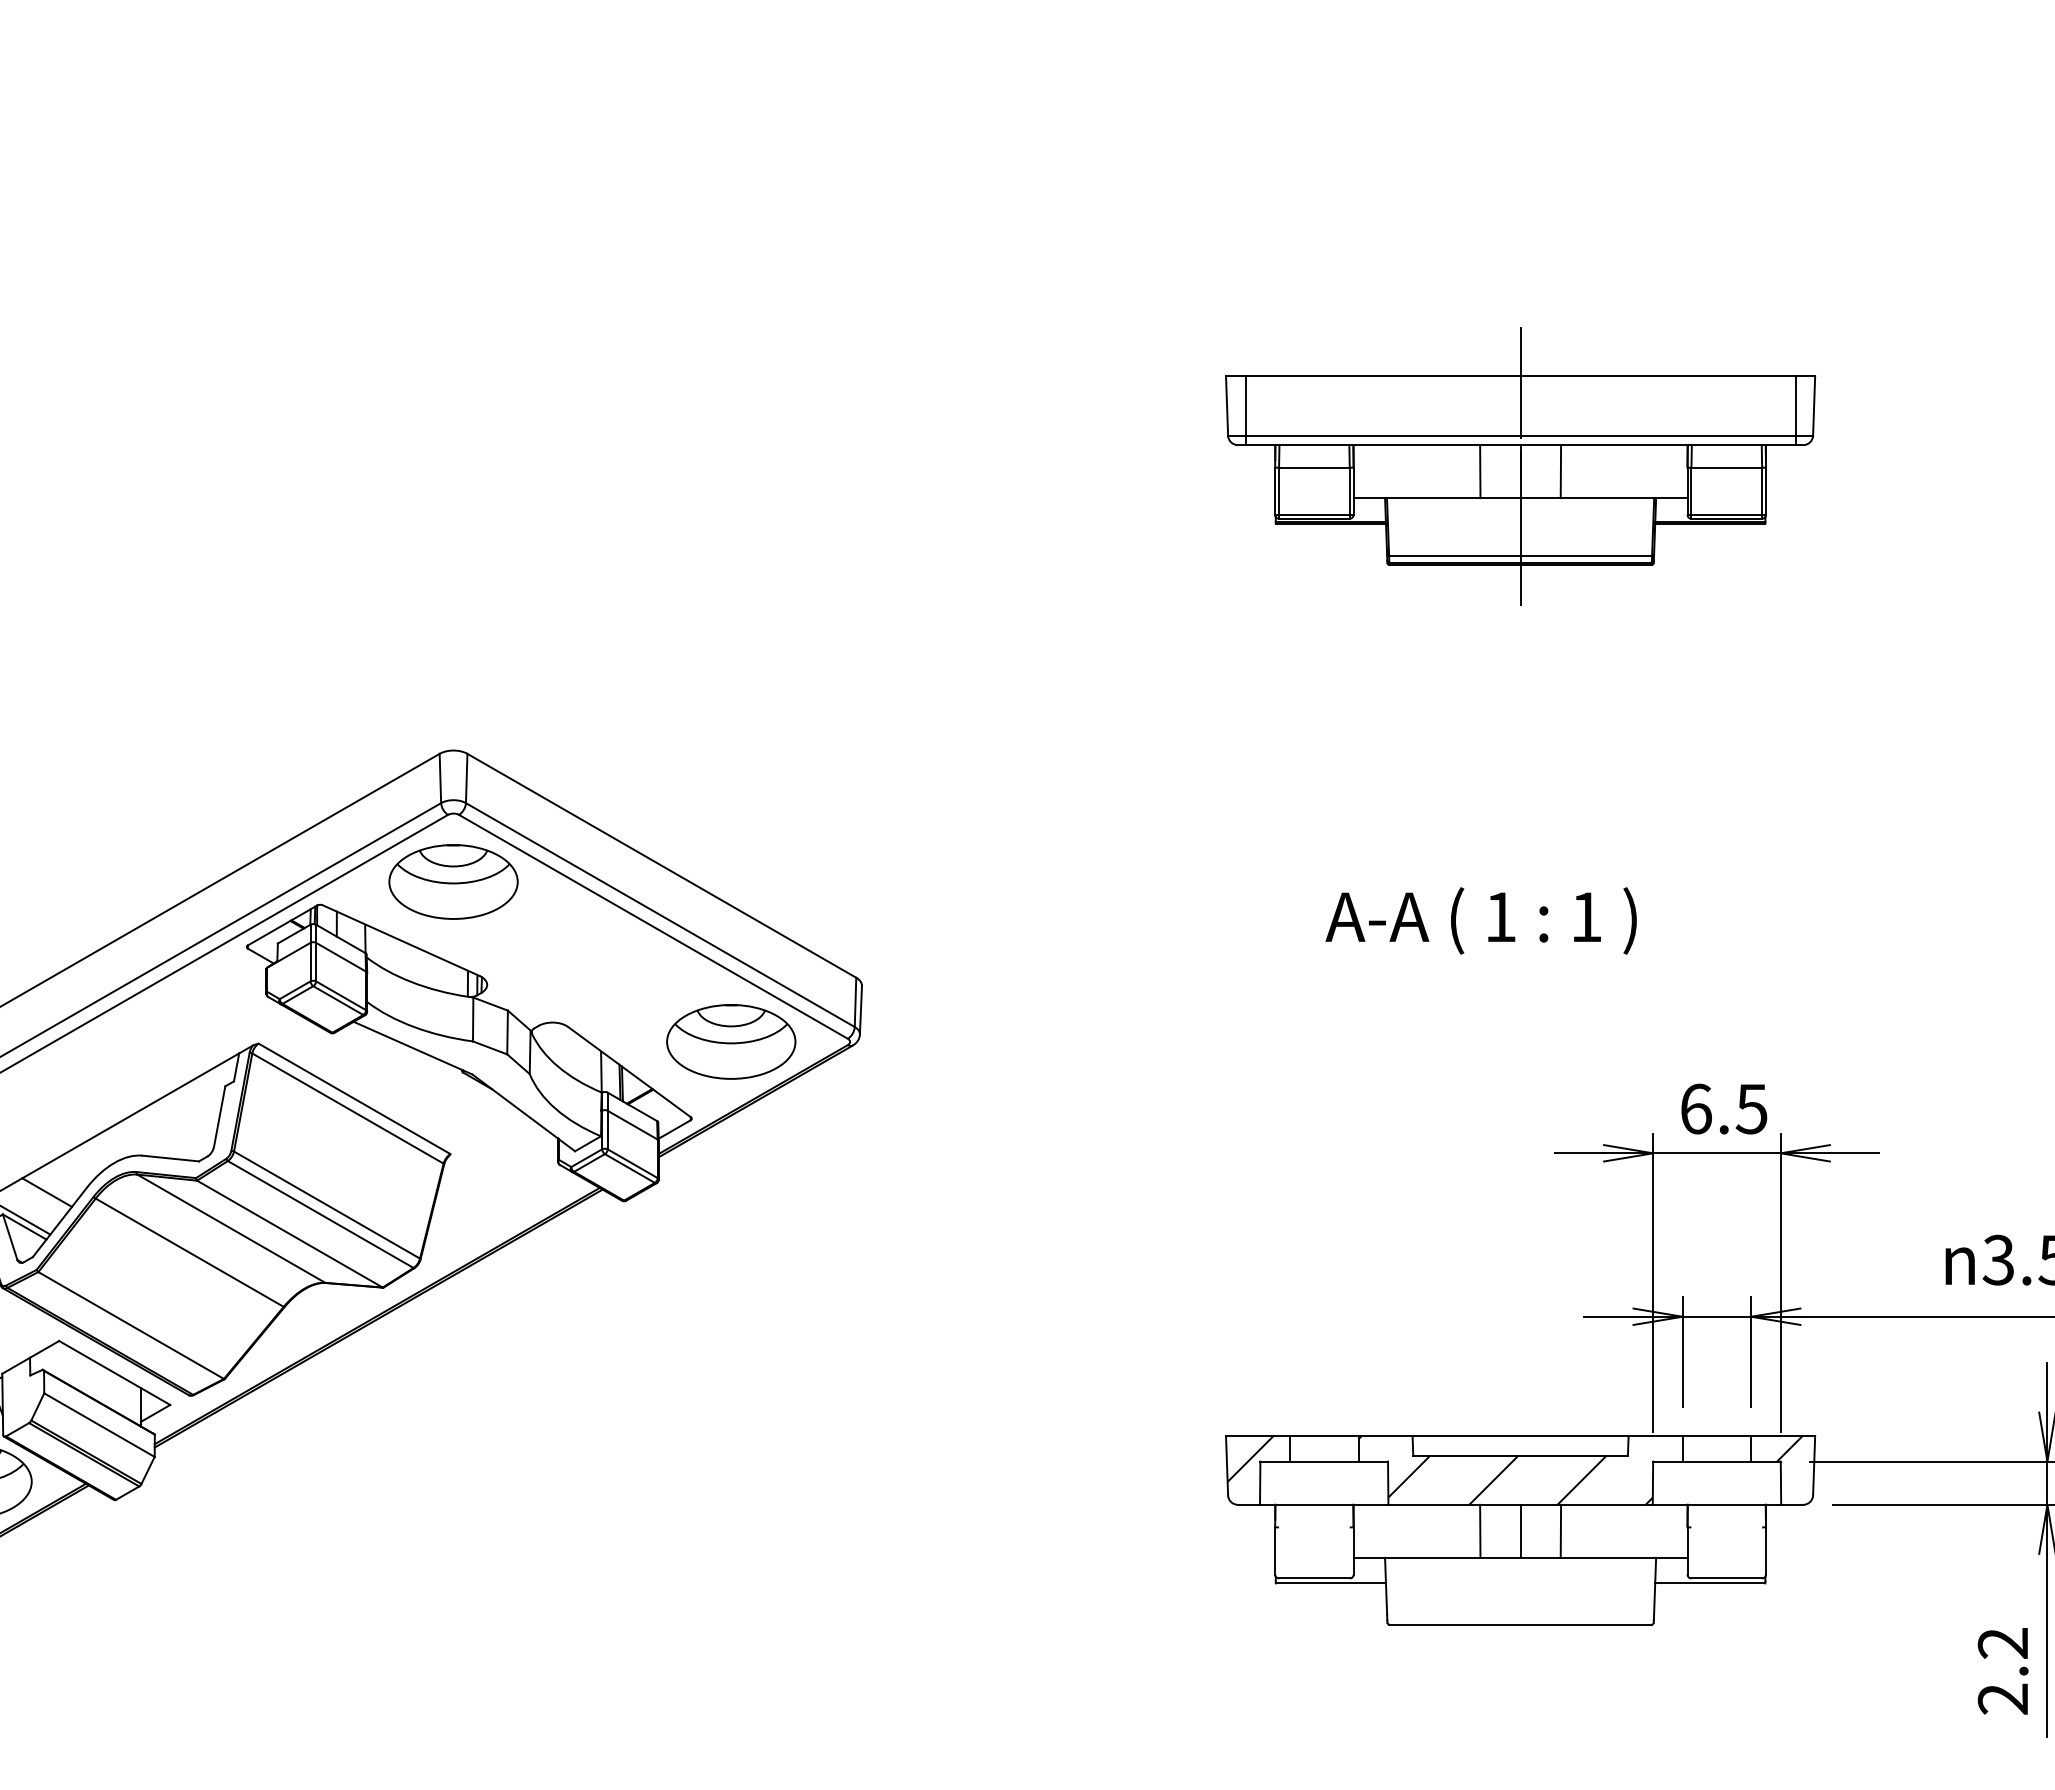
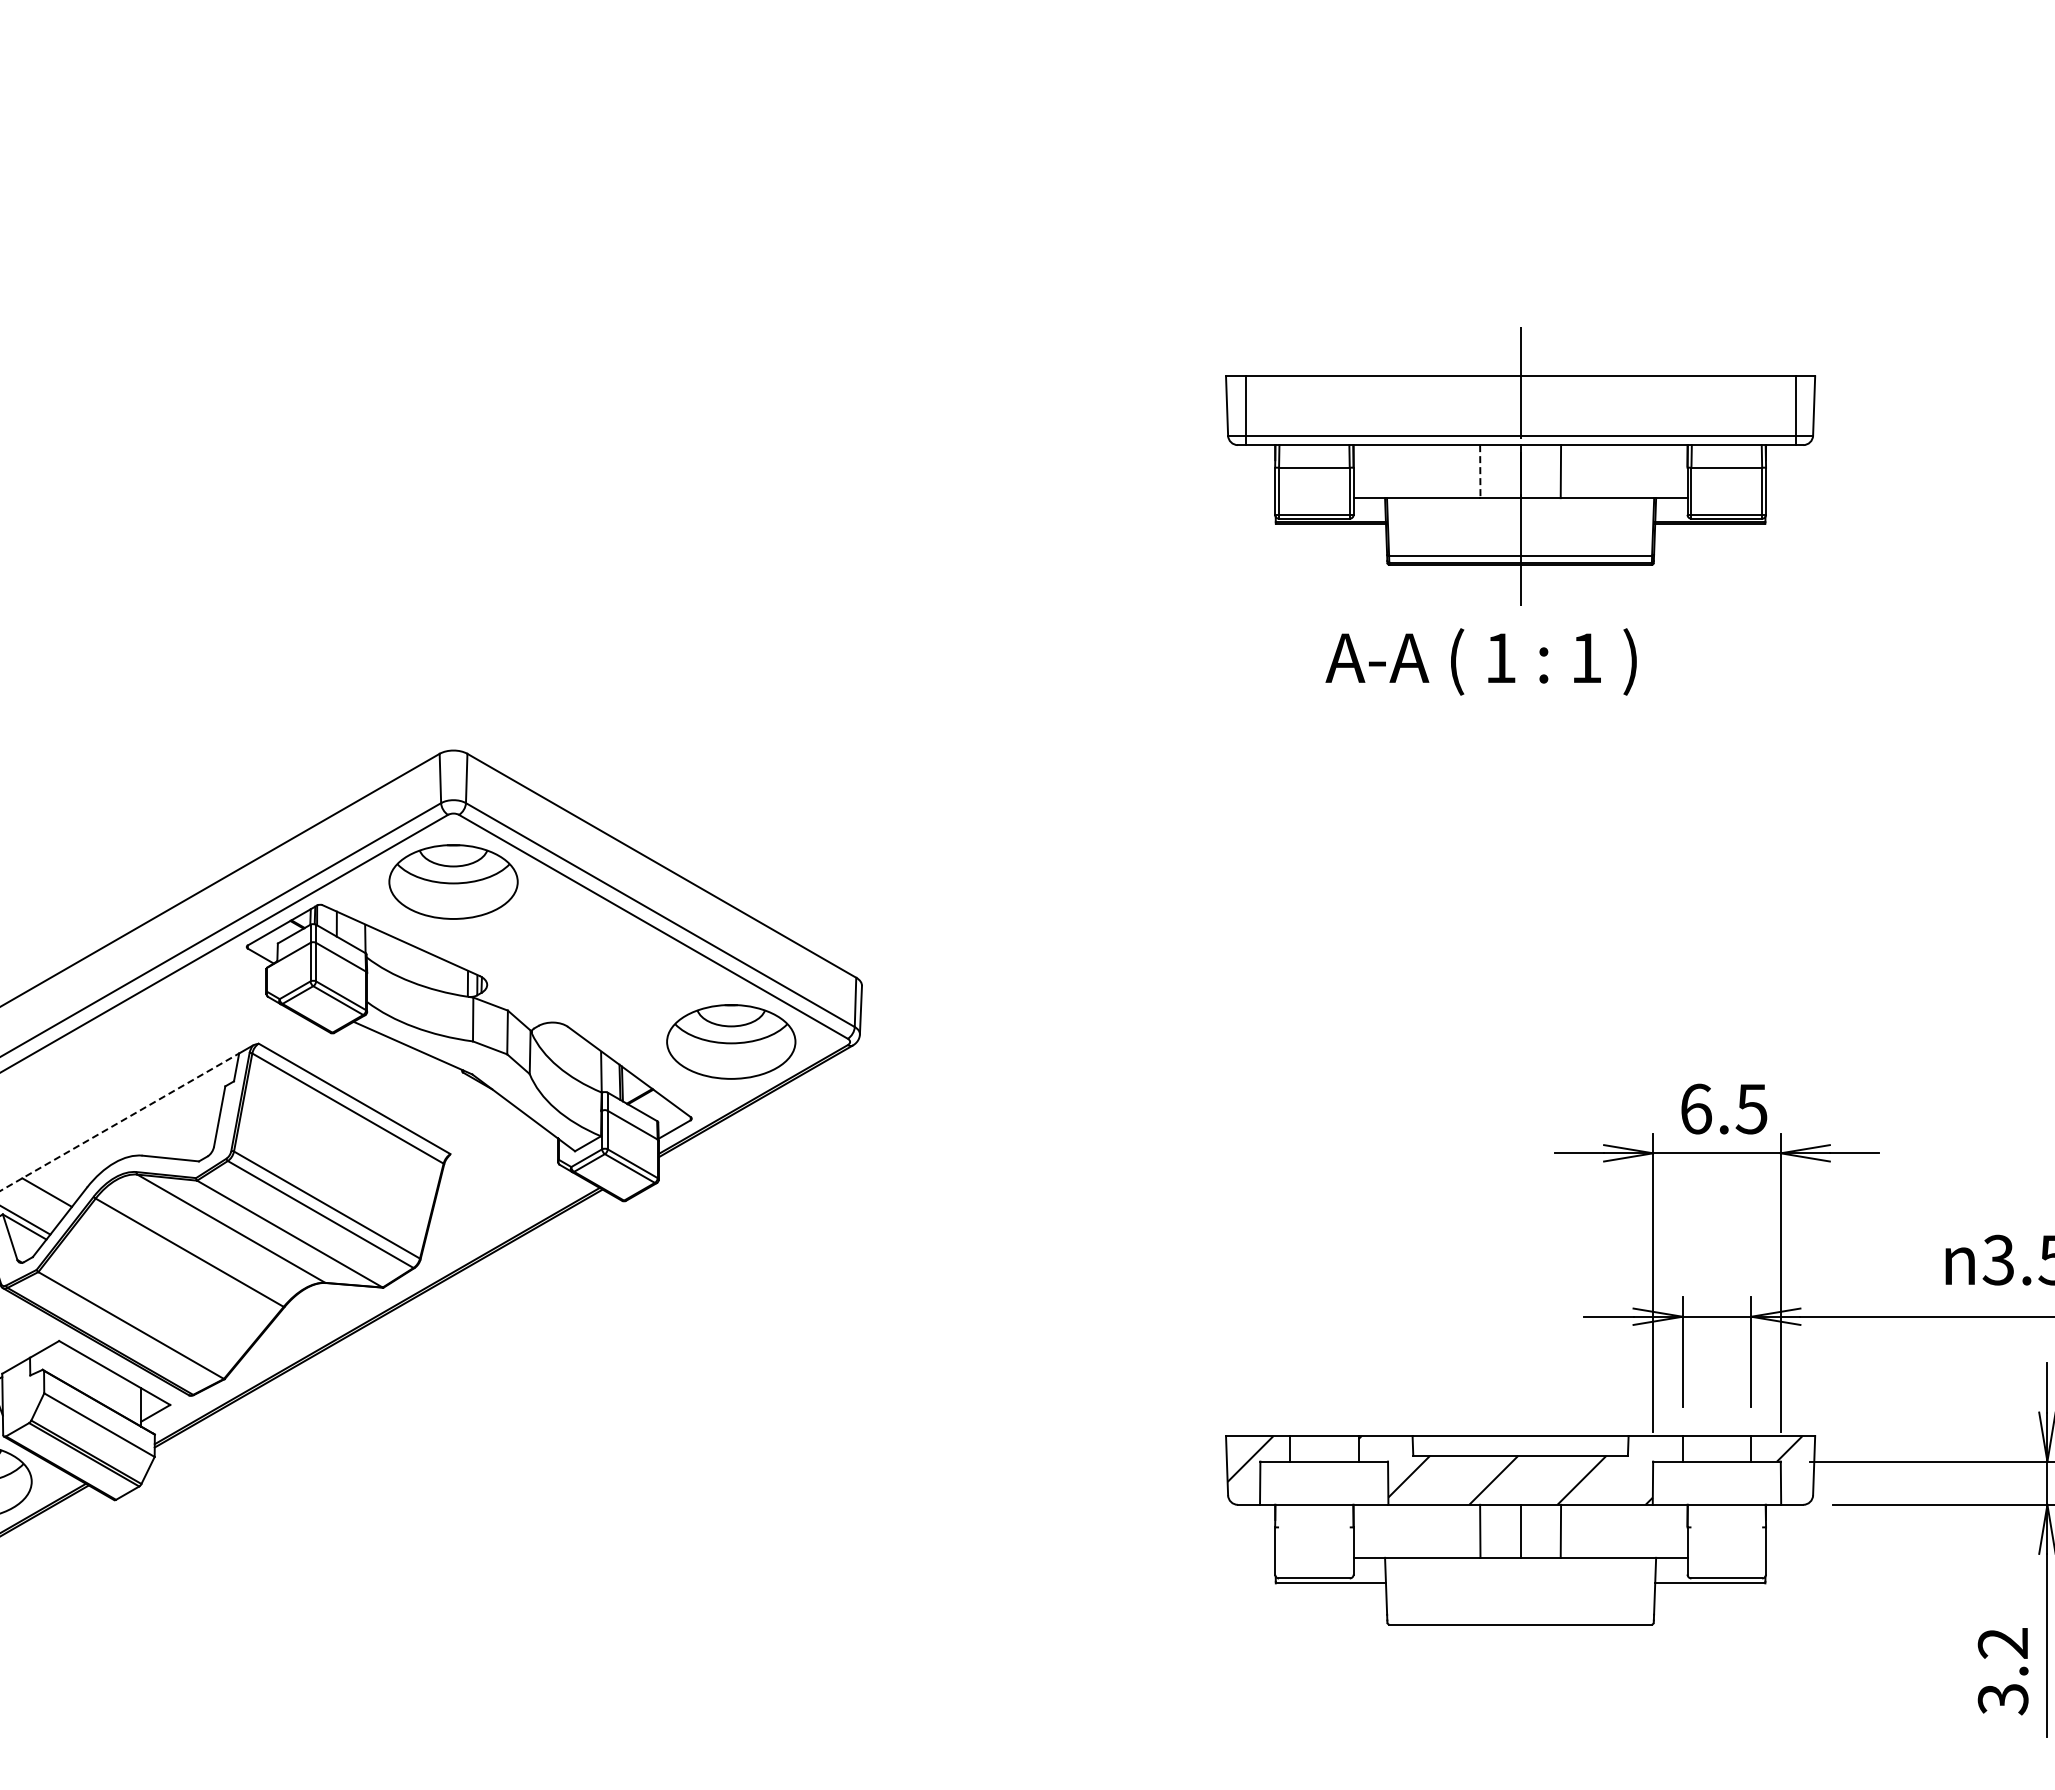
line: solid -> dashed (1480, 471)
text position: (1480, 920) -> (1480, 661) (1480, 661)
line: solid -> dashed (119, 1122)
text: 2.2 -> 3.2 (2003, 1699)
